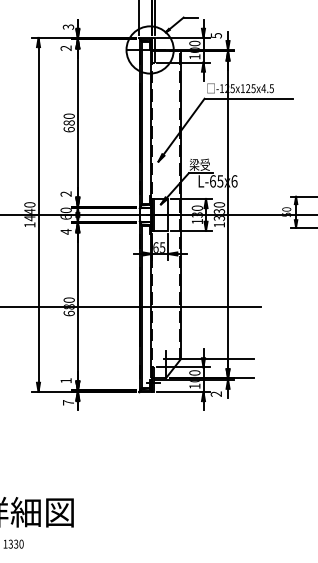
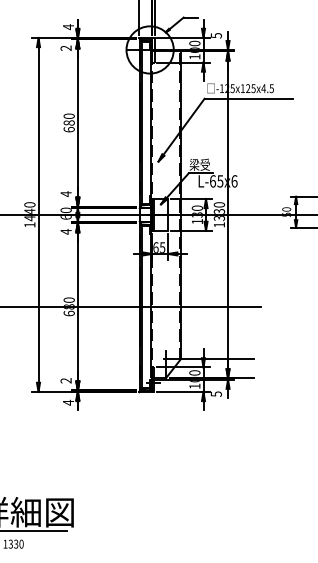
text: 3 -> 4 (68, 27)
text: 2 -> 4 (65, 194)
text: 1 -> 2 (65, 380)
text: 2 -> 5 (215, 393)
text: 7 -> 4 (68, 402)
line: none -> present (34, 531)
